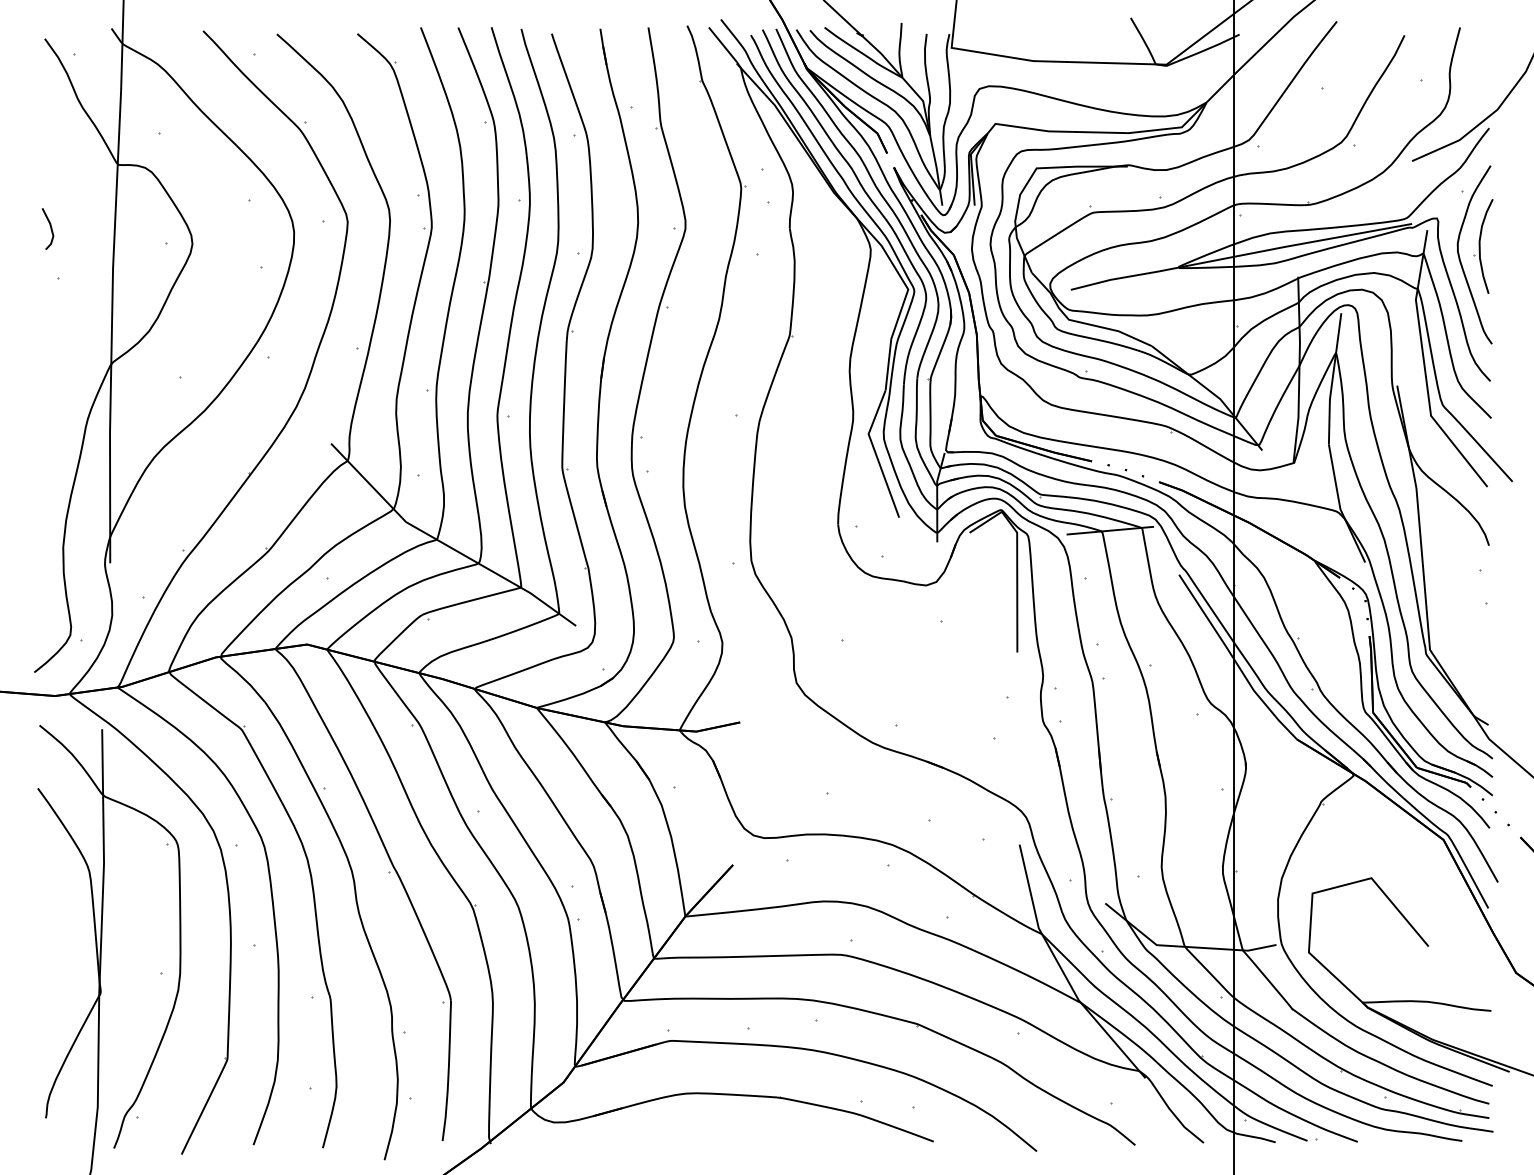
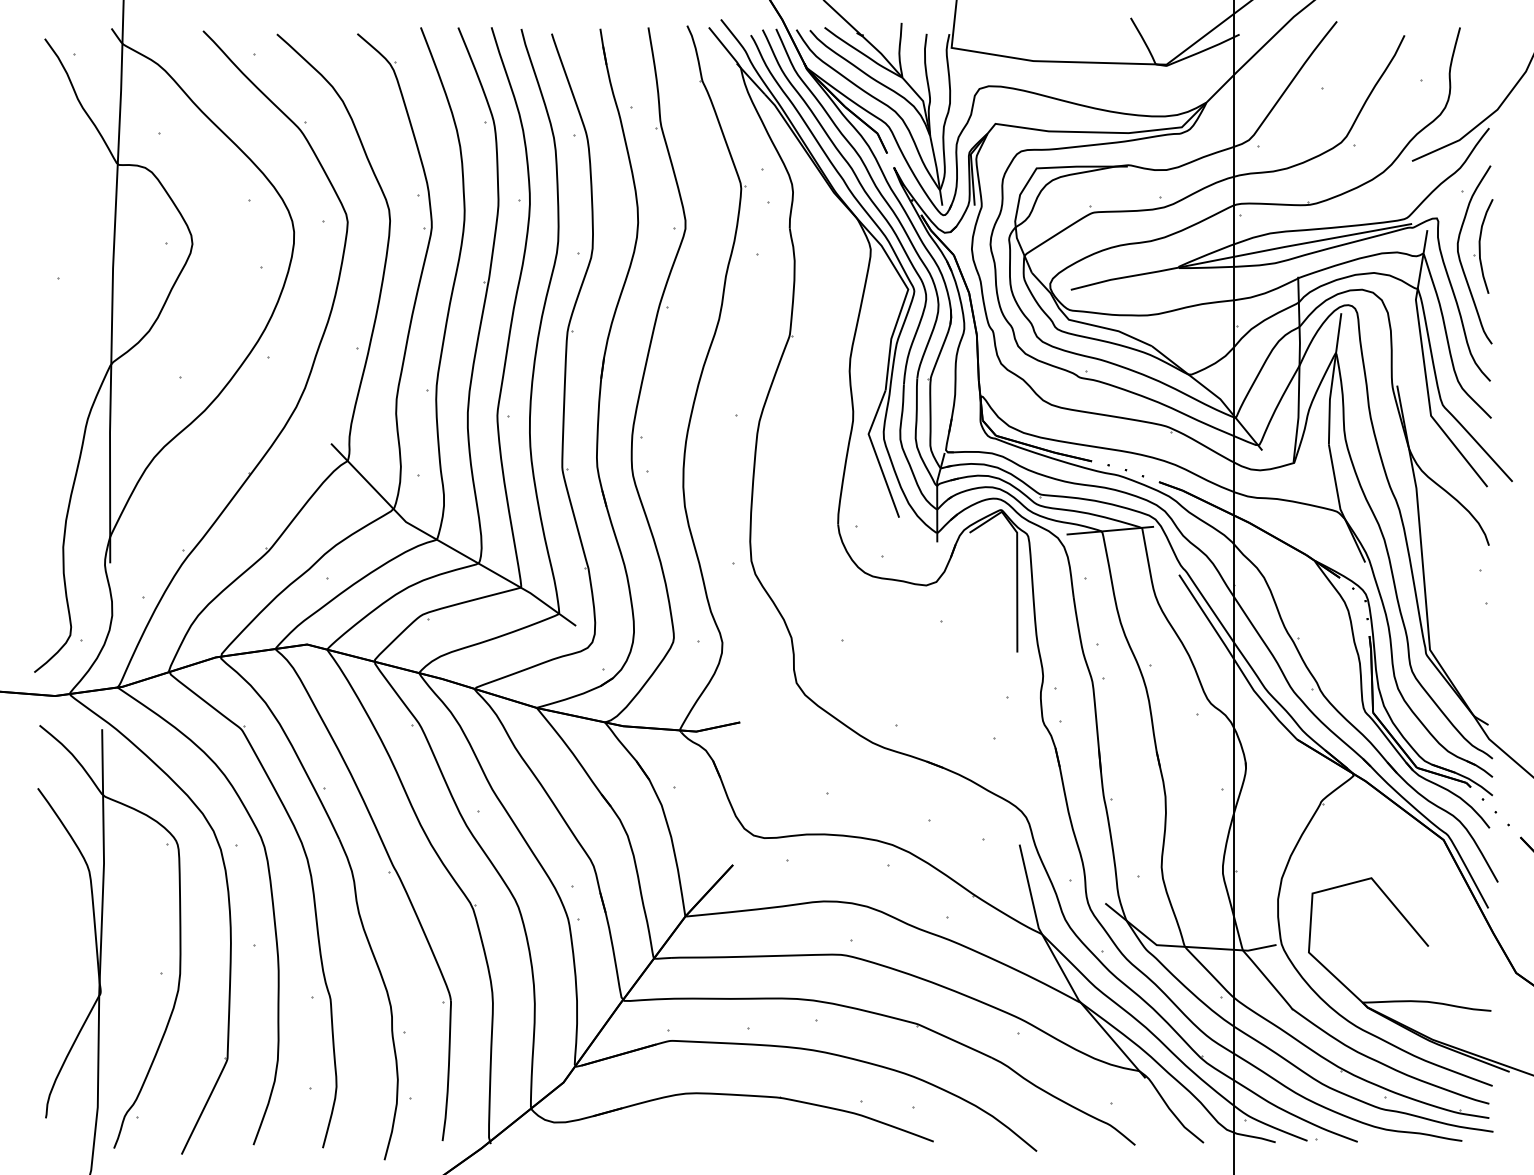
line: present -> none (50, 228)
